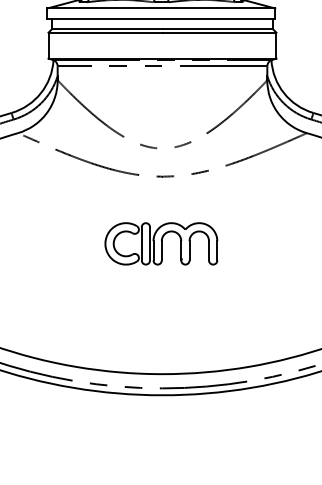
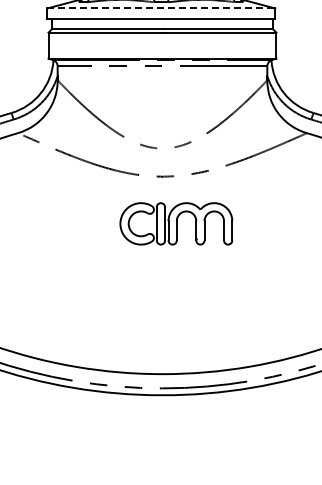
line: solid -> dashed (161, 8)
part position: (161, 243) -> (176, 223) (176, 223)
